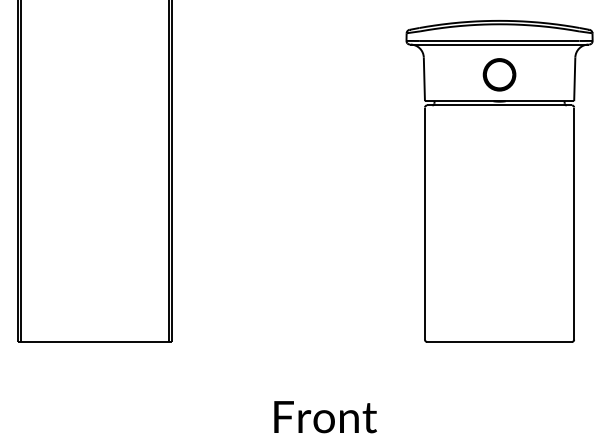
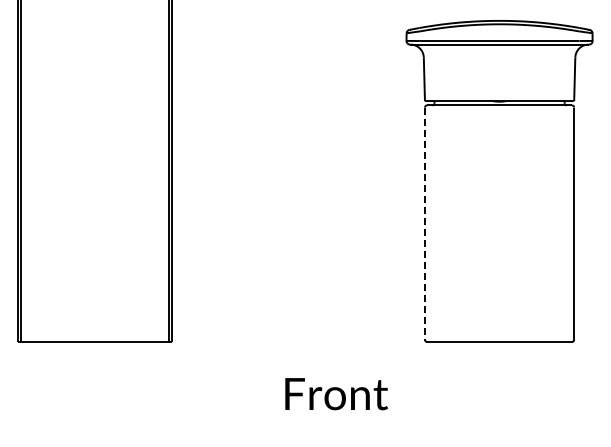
part: present -> none (499, 74)
line: solid -> dashed (424, 224)
text position: (325, 417) -> (336, 394) (336, 394)
